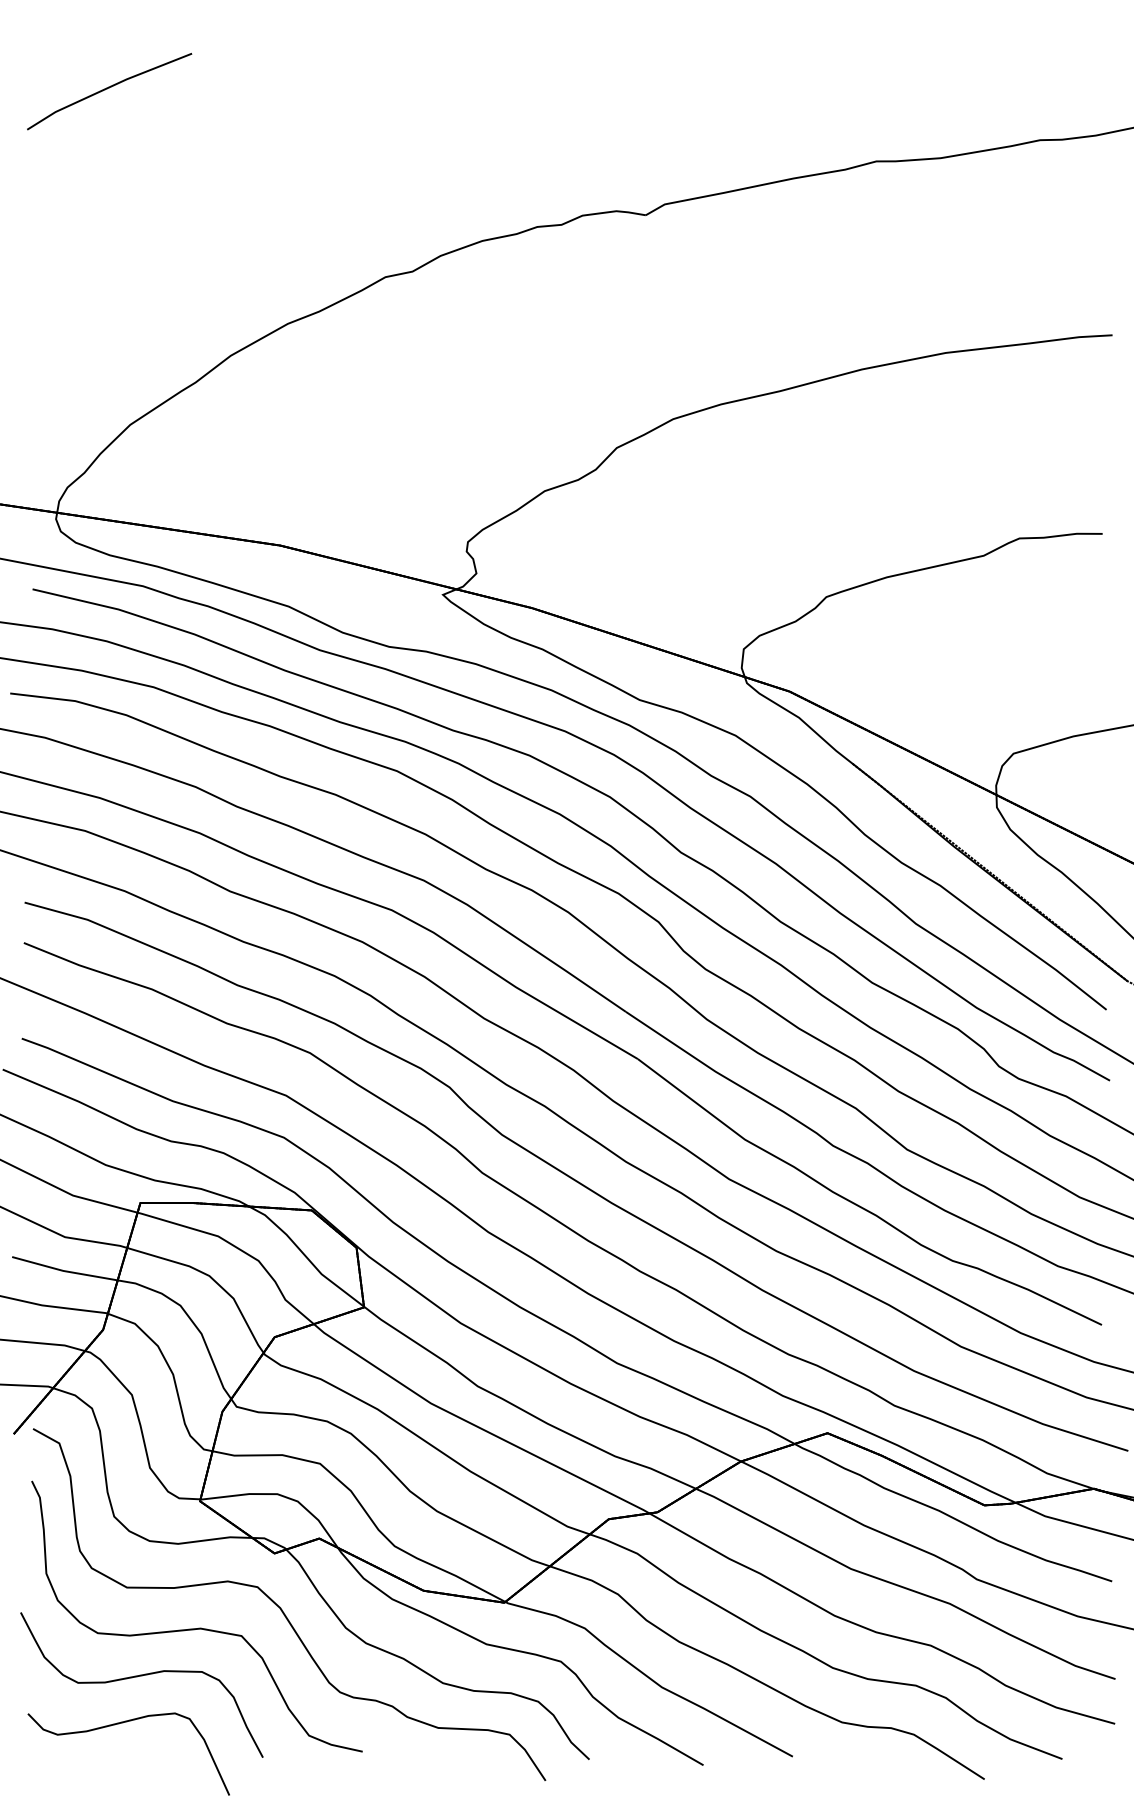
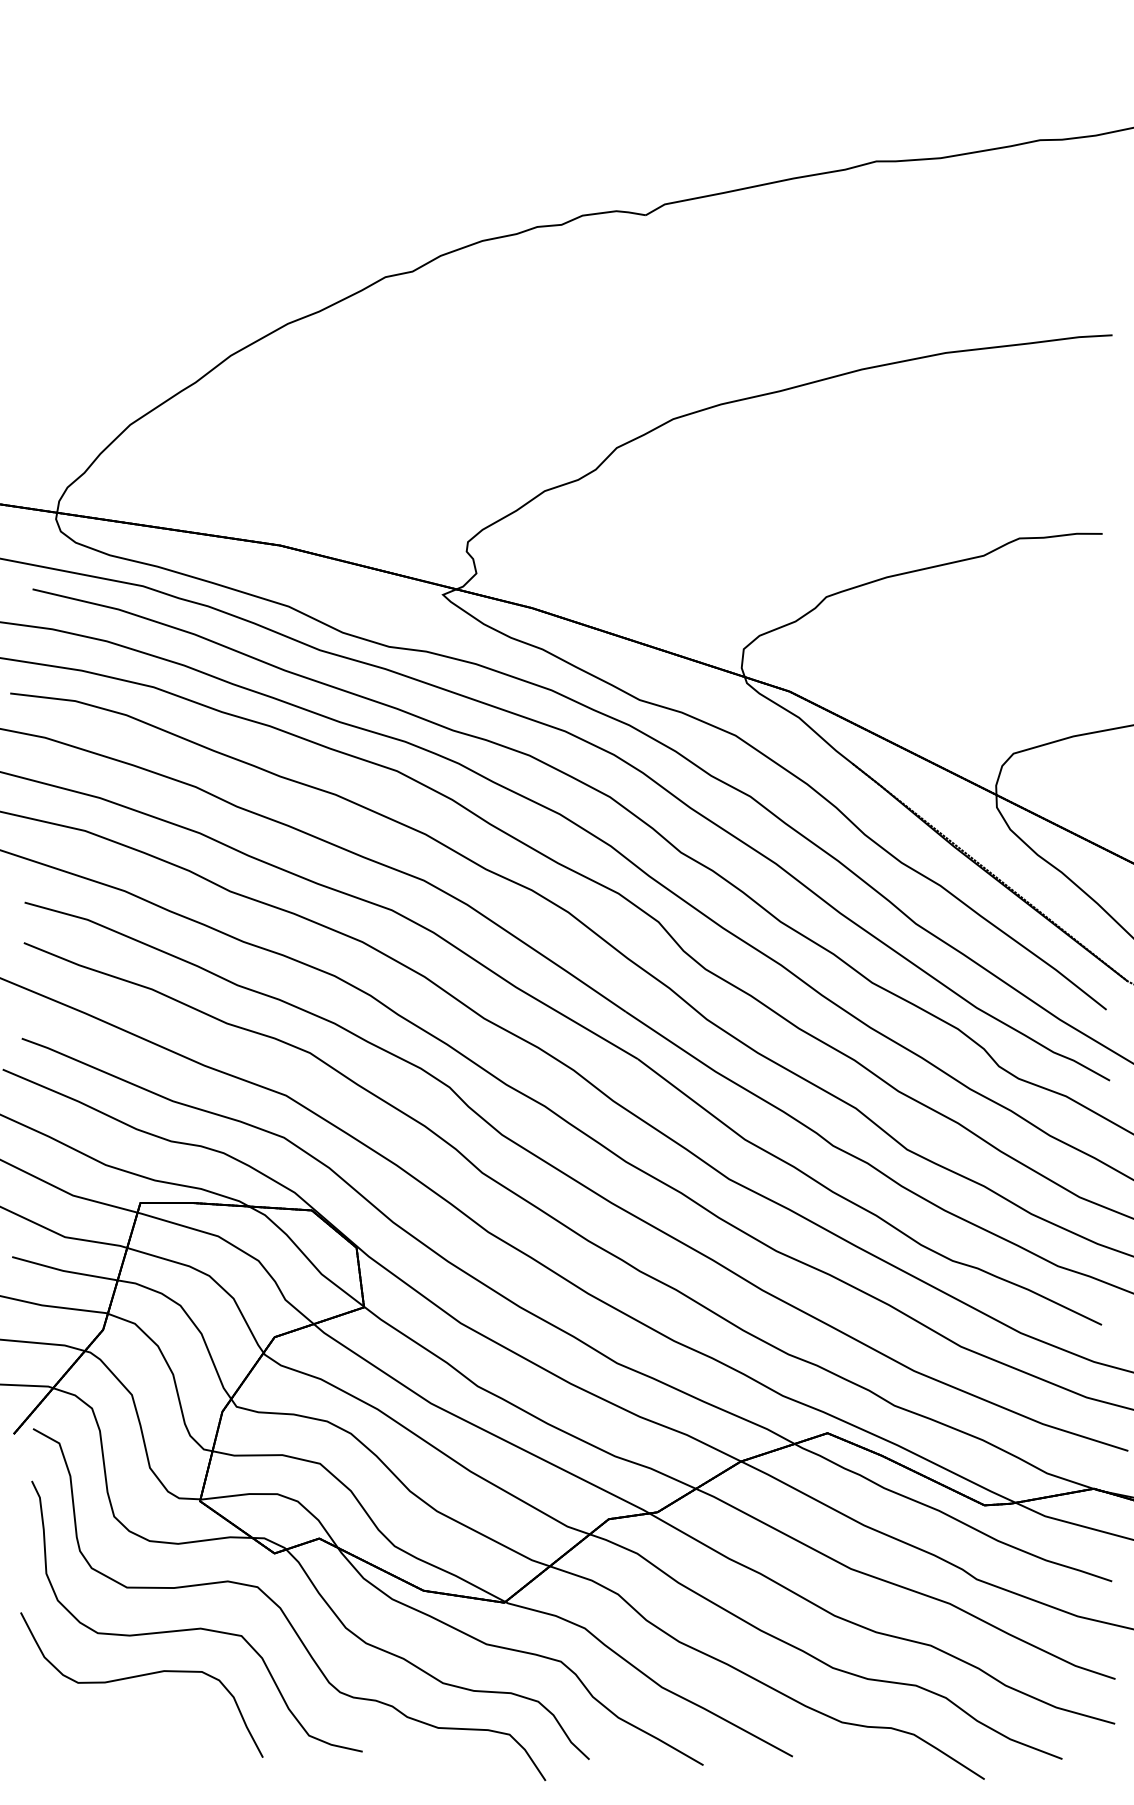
line: present -> none (107, 89)
part: present -> none (119, 1724)
